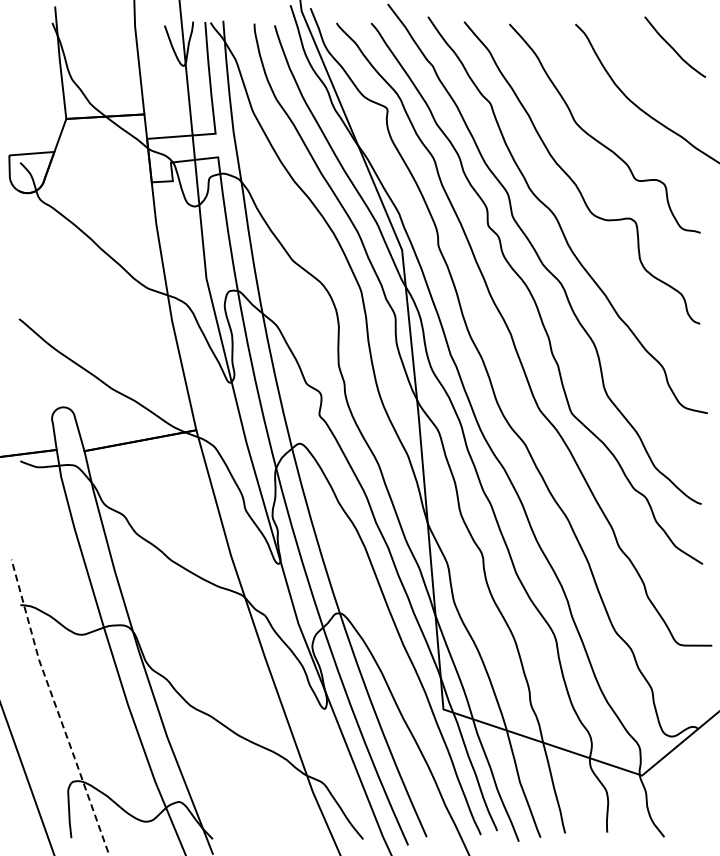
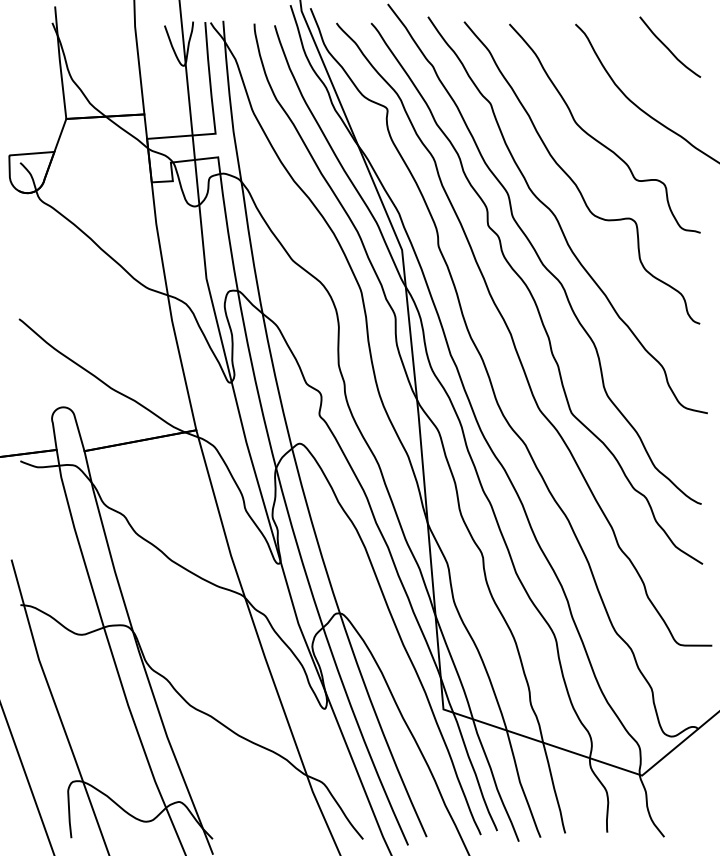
curve position: (673, 47) -> (668, 47) (668, 47)
line: dashed -> solid (56, 708)
